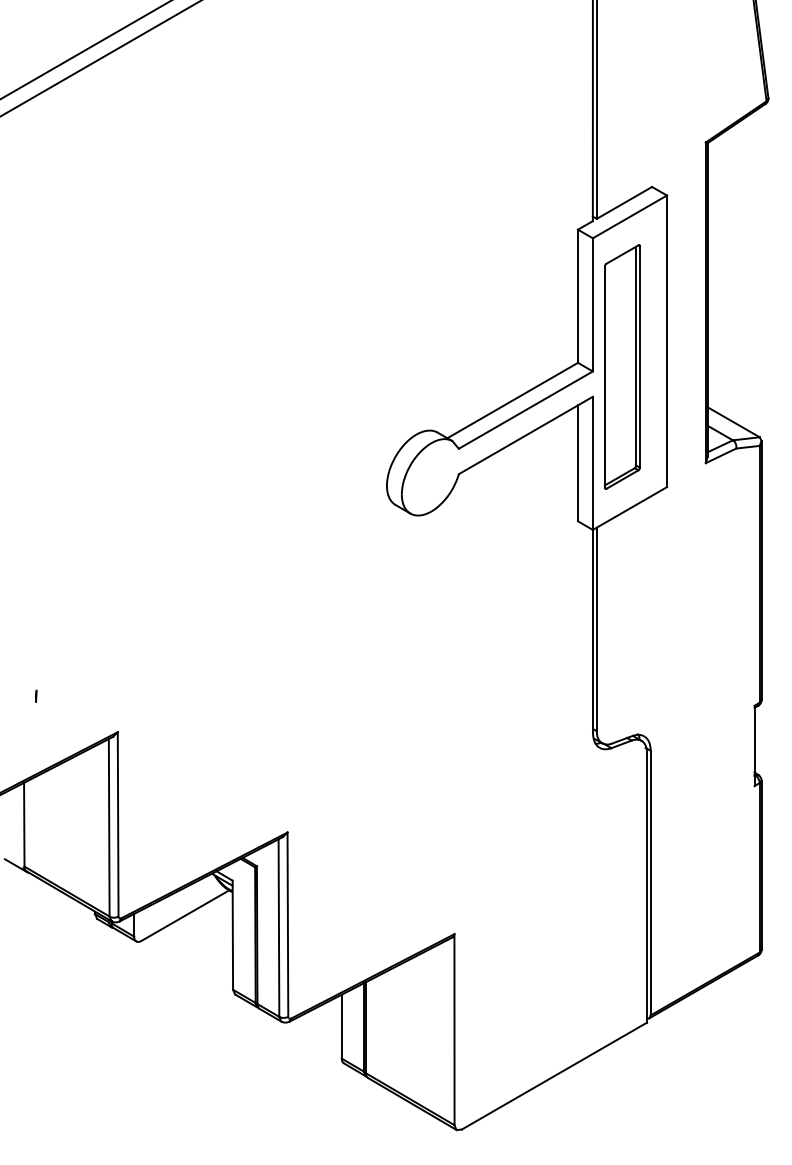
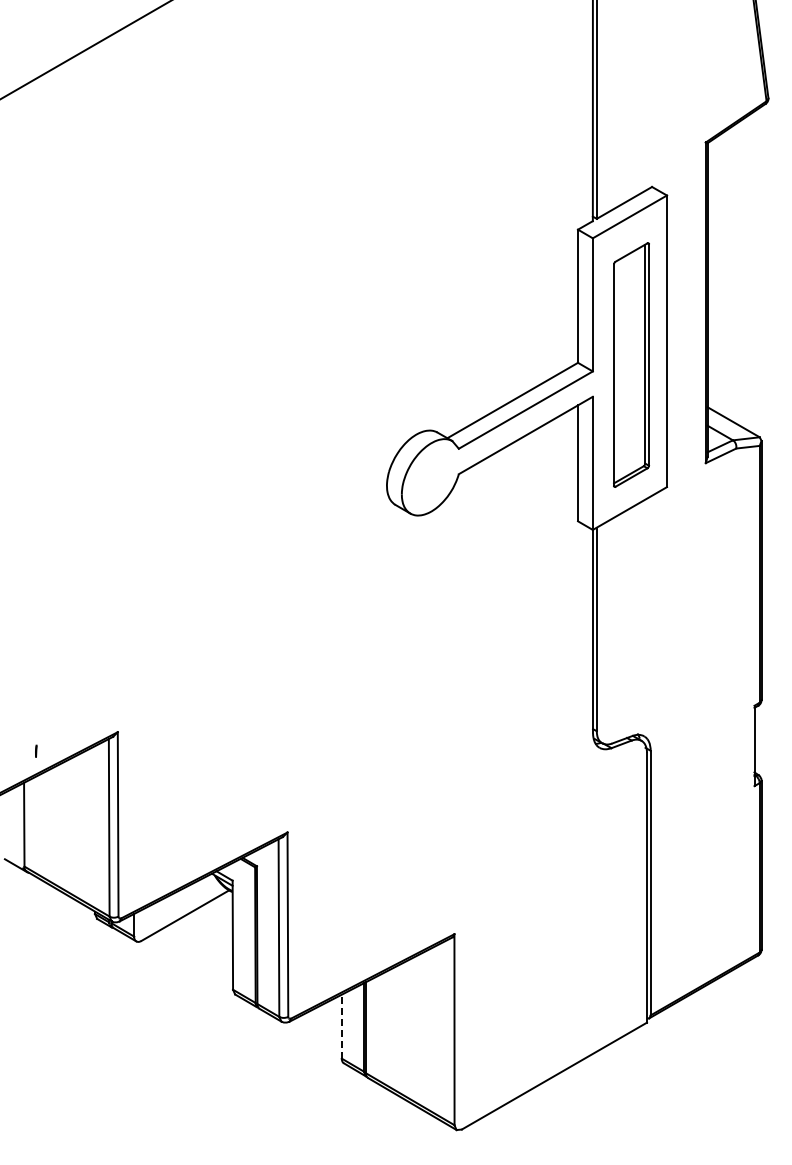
line: present -> none (100, 58)
part position: (622, 366) -> (631, 364) (631, 364)
line position: (36, 695) -> (36, 750) (36, 750)
line: solid -> dashed (341, 1026)
